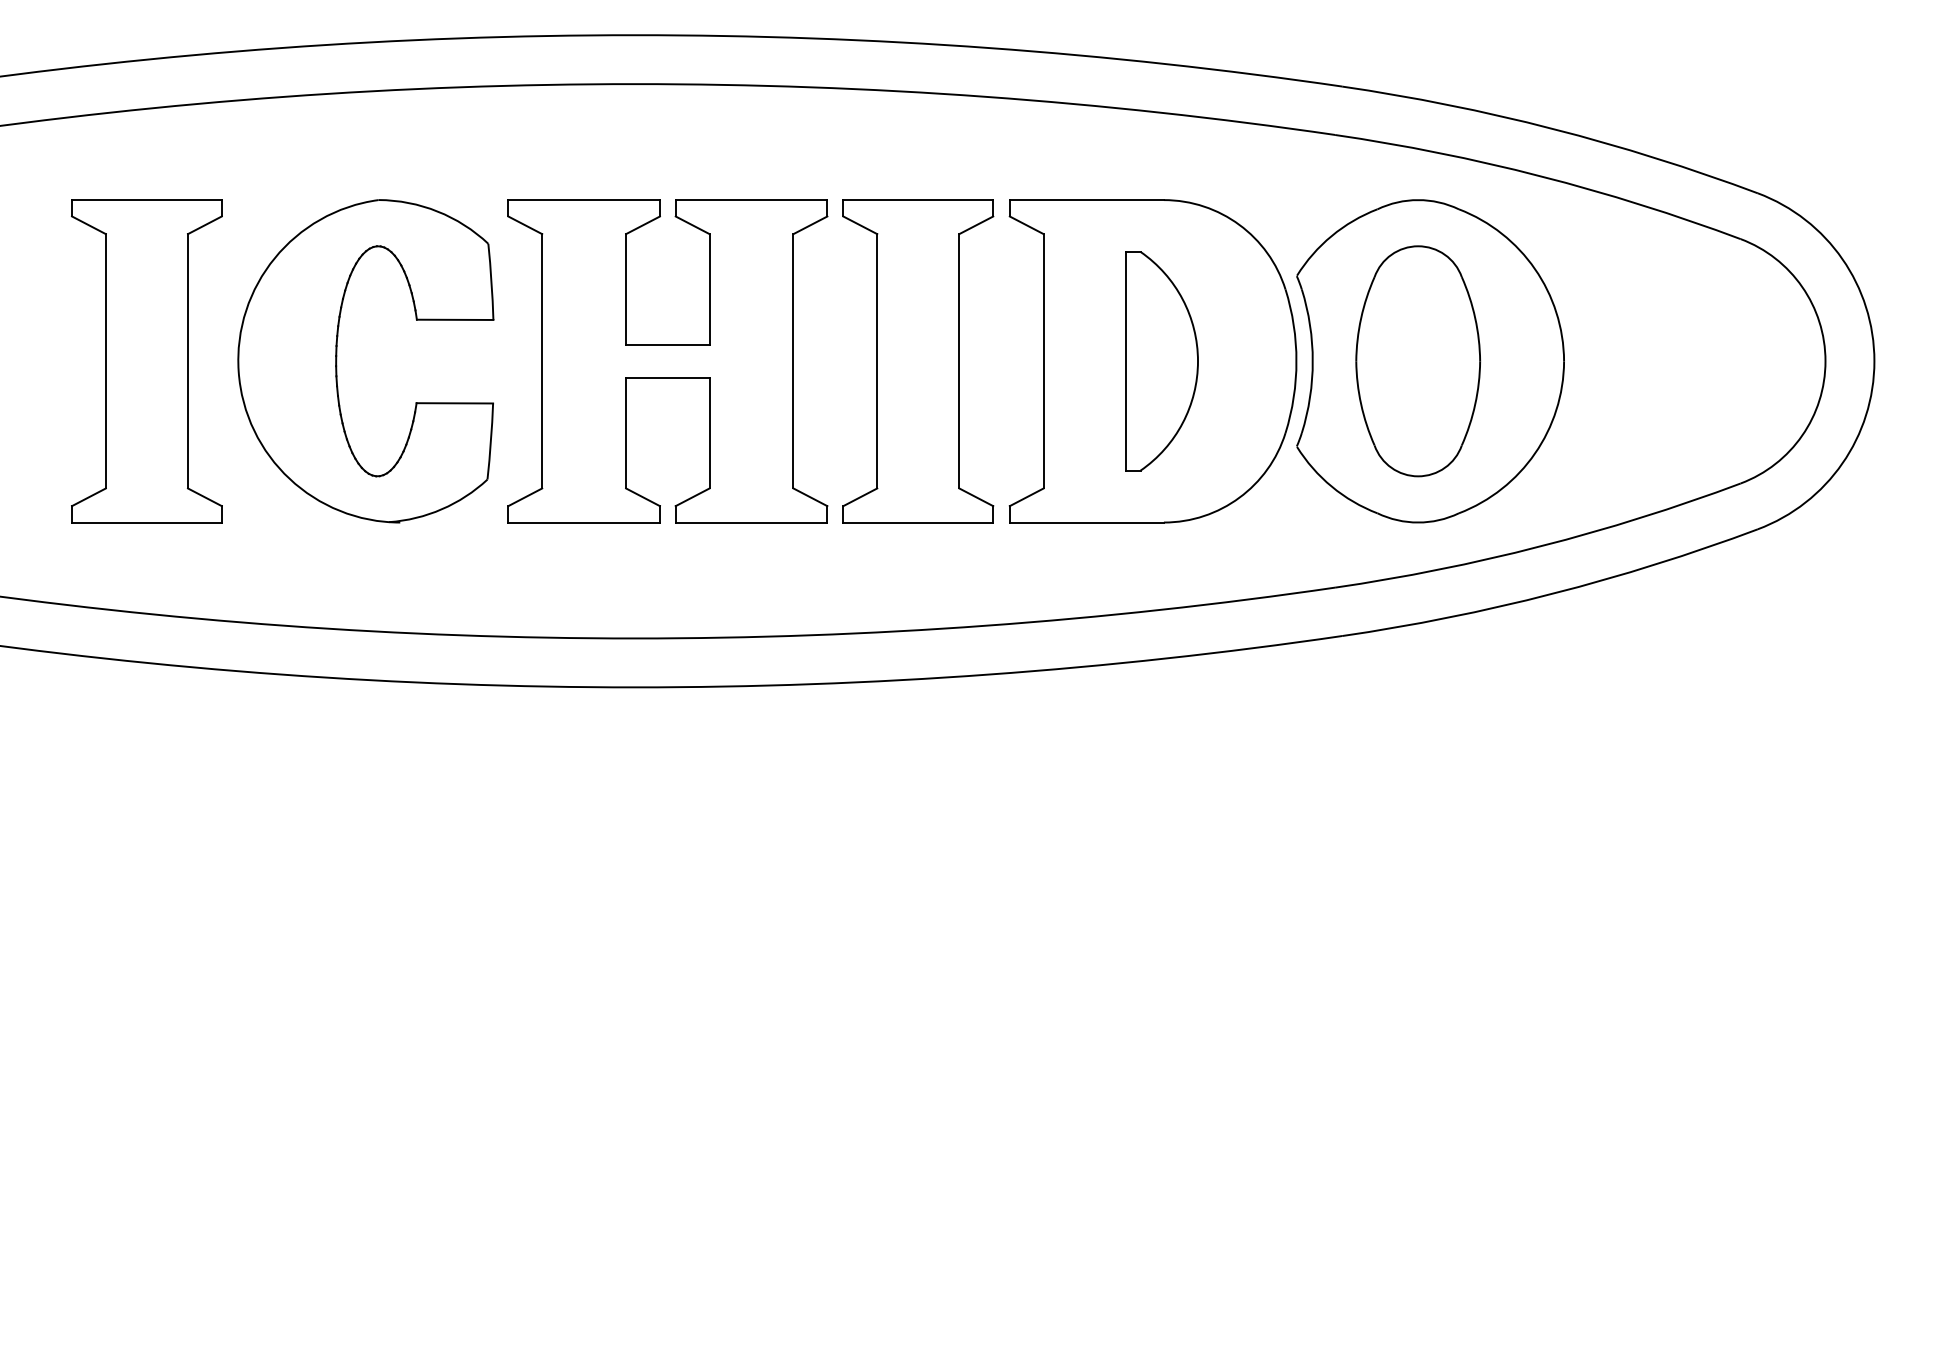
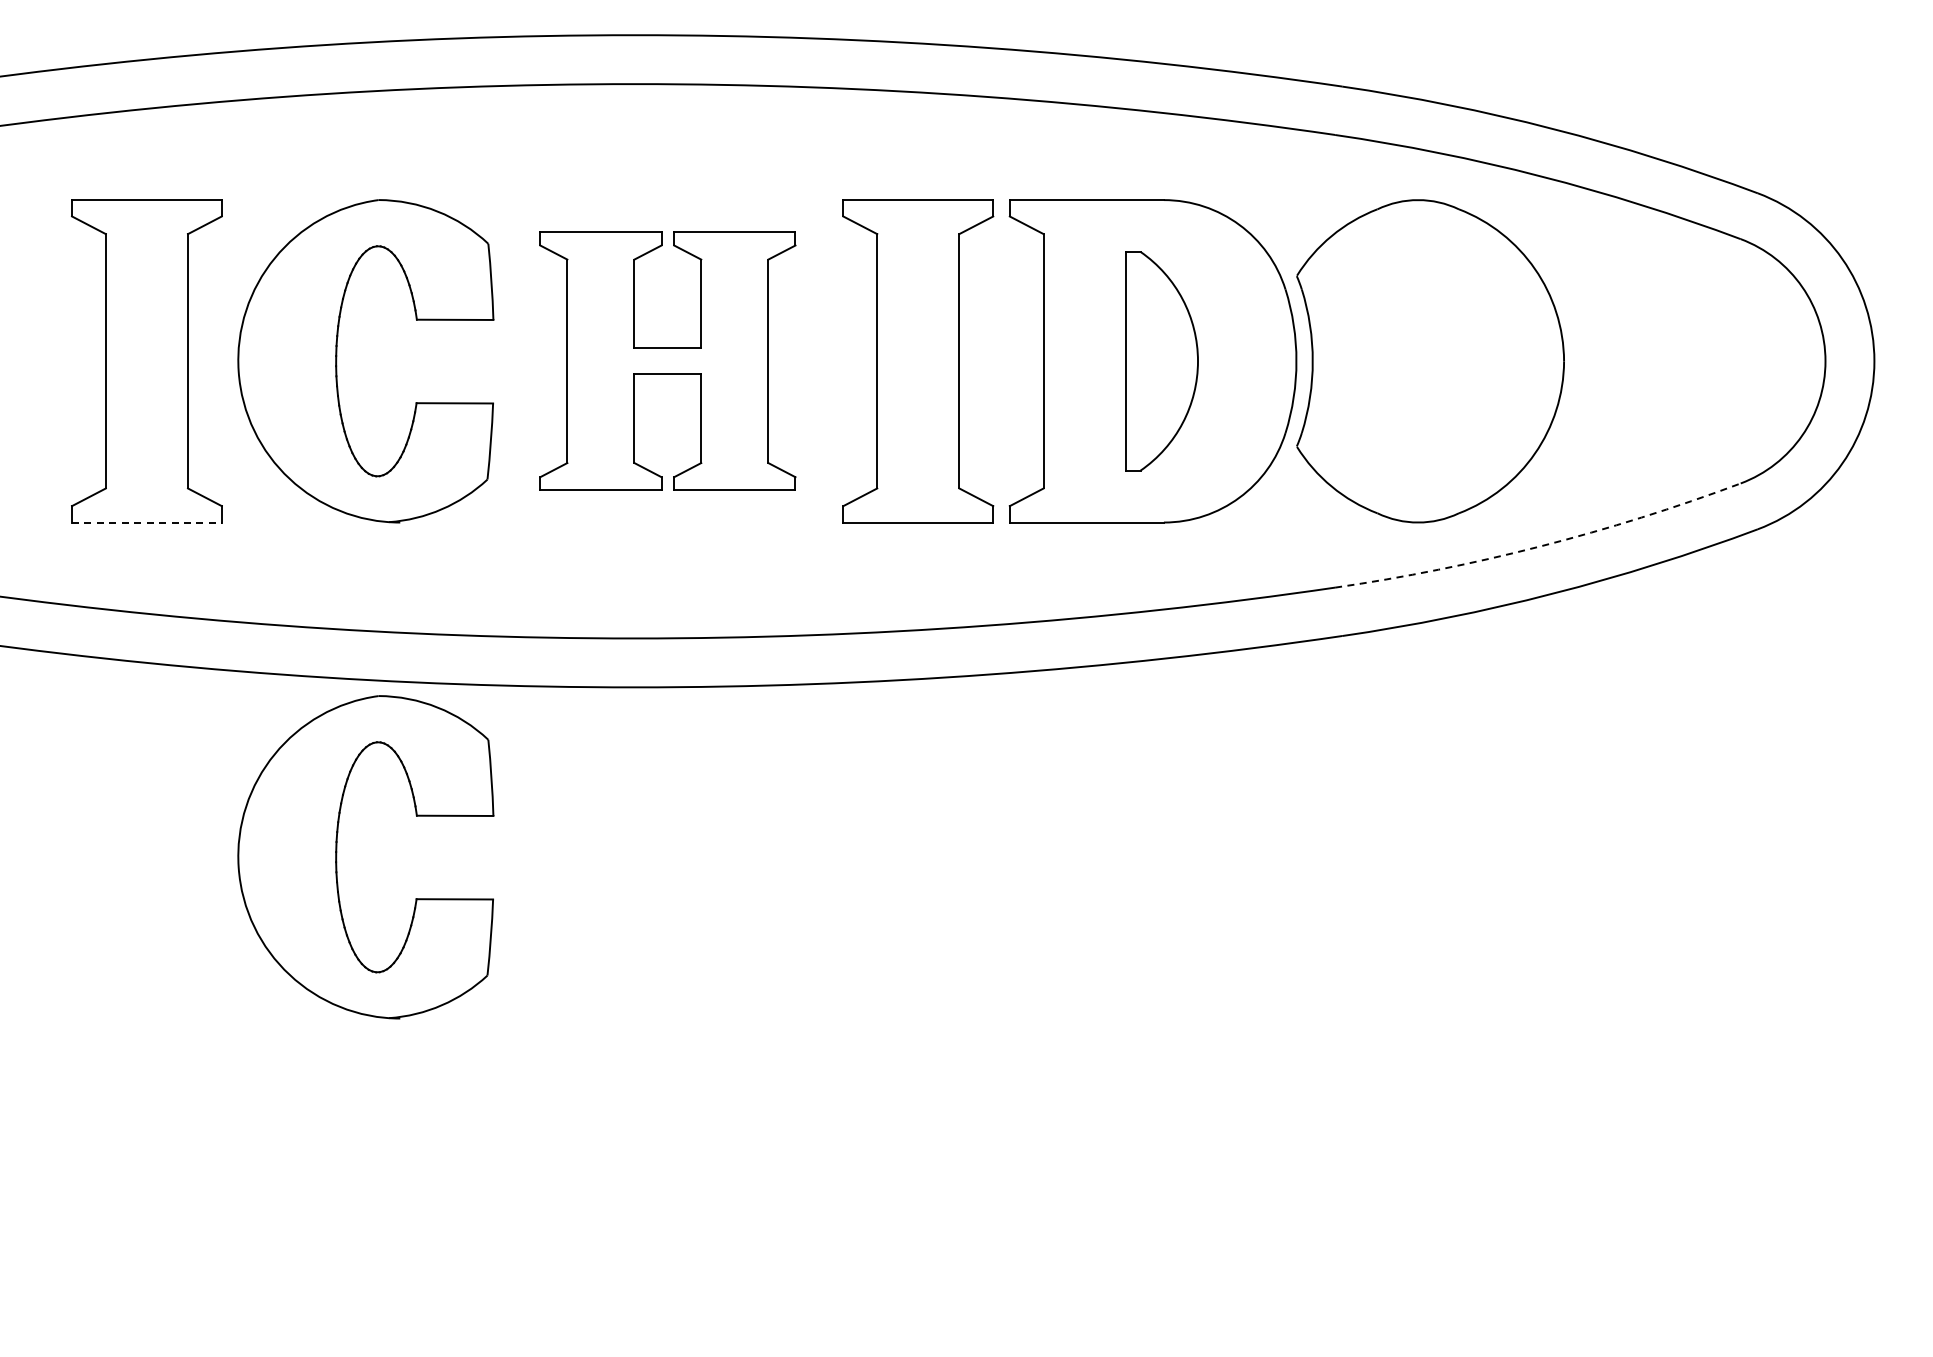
part size: 322x325 px -> 258x260 px (667, 360)
part: present -> none (1418, 361)
line: solid -> dashed (146, 522)
arc: solid -> dashed (1540, 546)
part: none -> present (337, 857)
